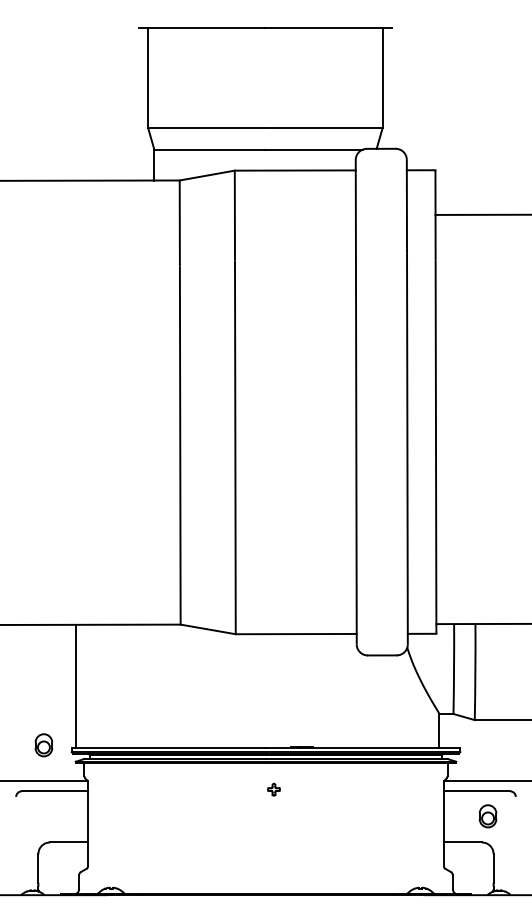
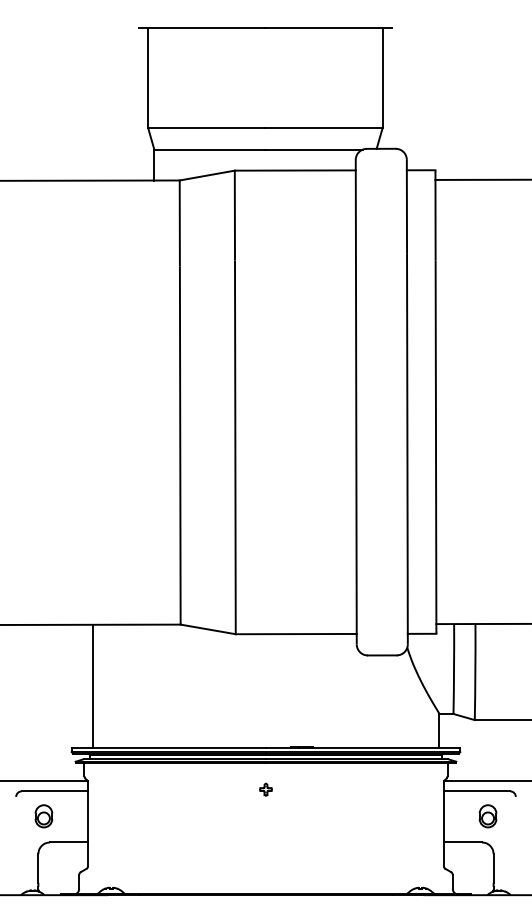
line position: (481, 214) -> (481, 179) (481, 179)
line position: (75, 685) -> (92, 685) (92, 685)
part position: (43, 745) -> (43, 816) (43, 816)
part position: (273, 789) -> (265, 789) (265, 789)
